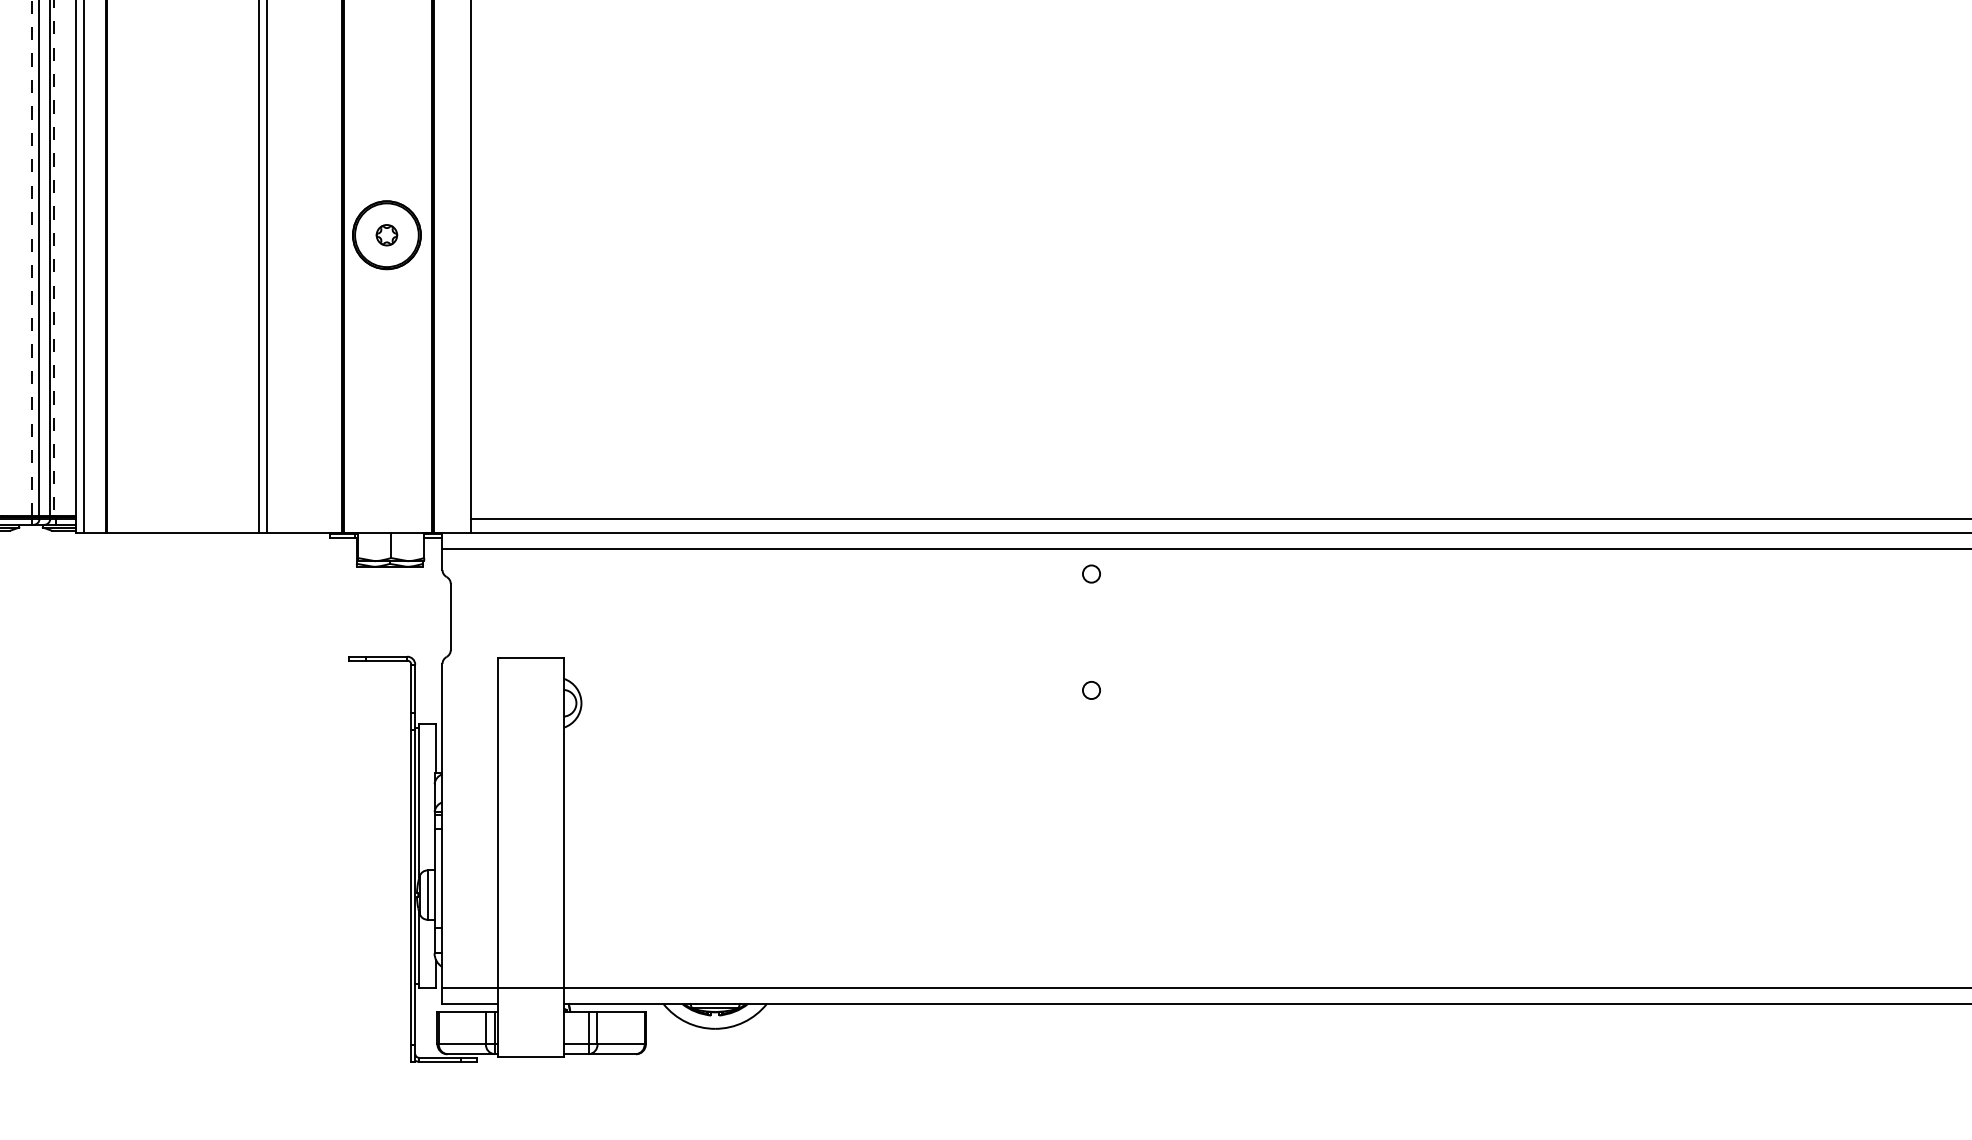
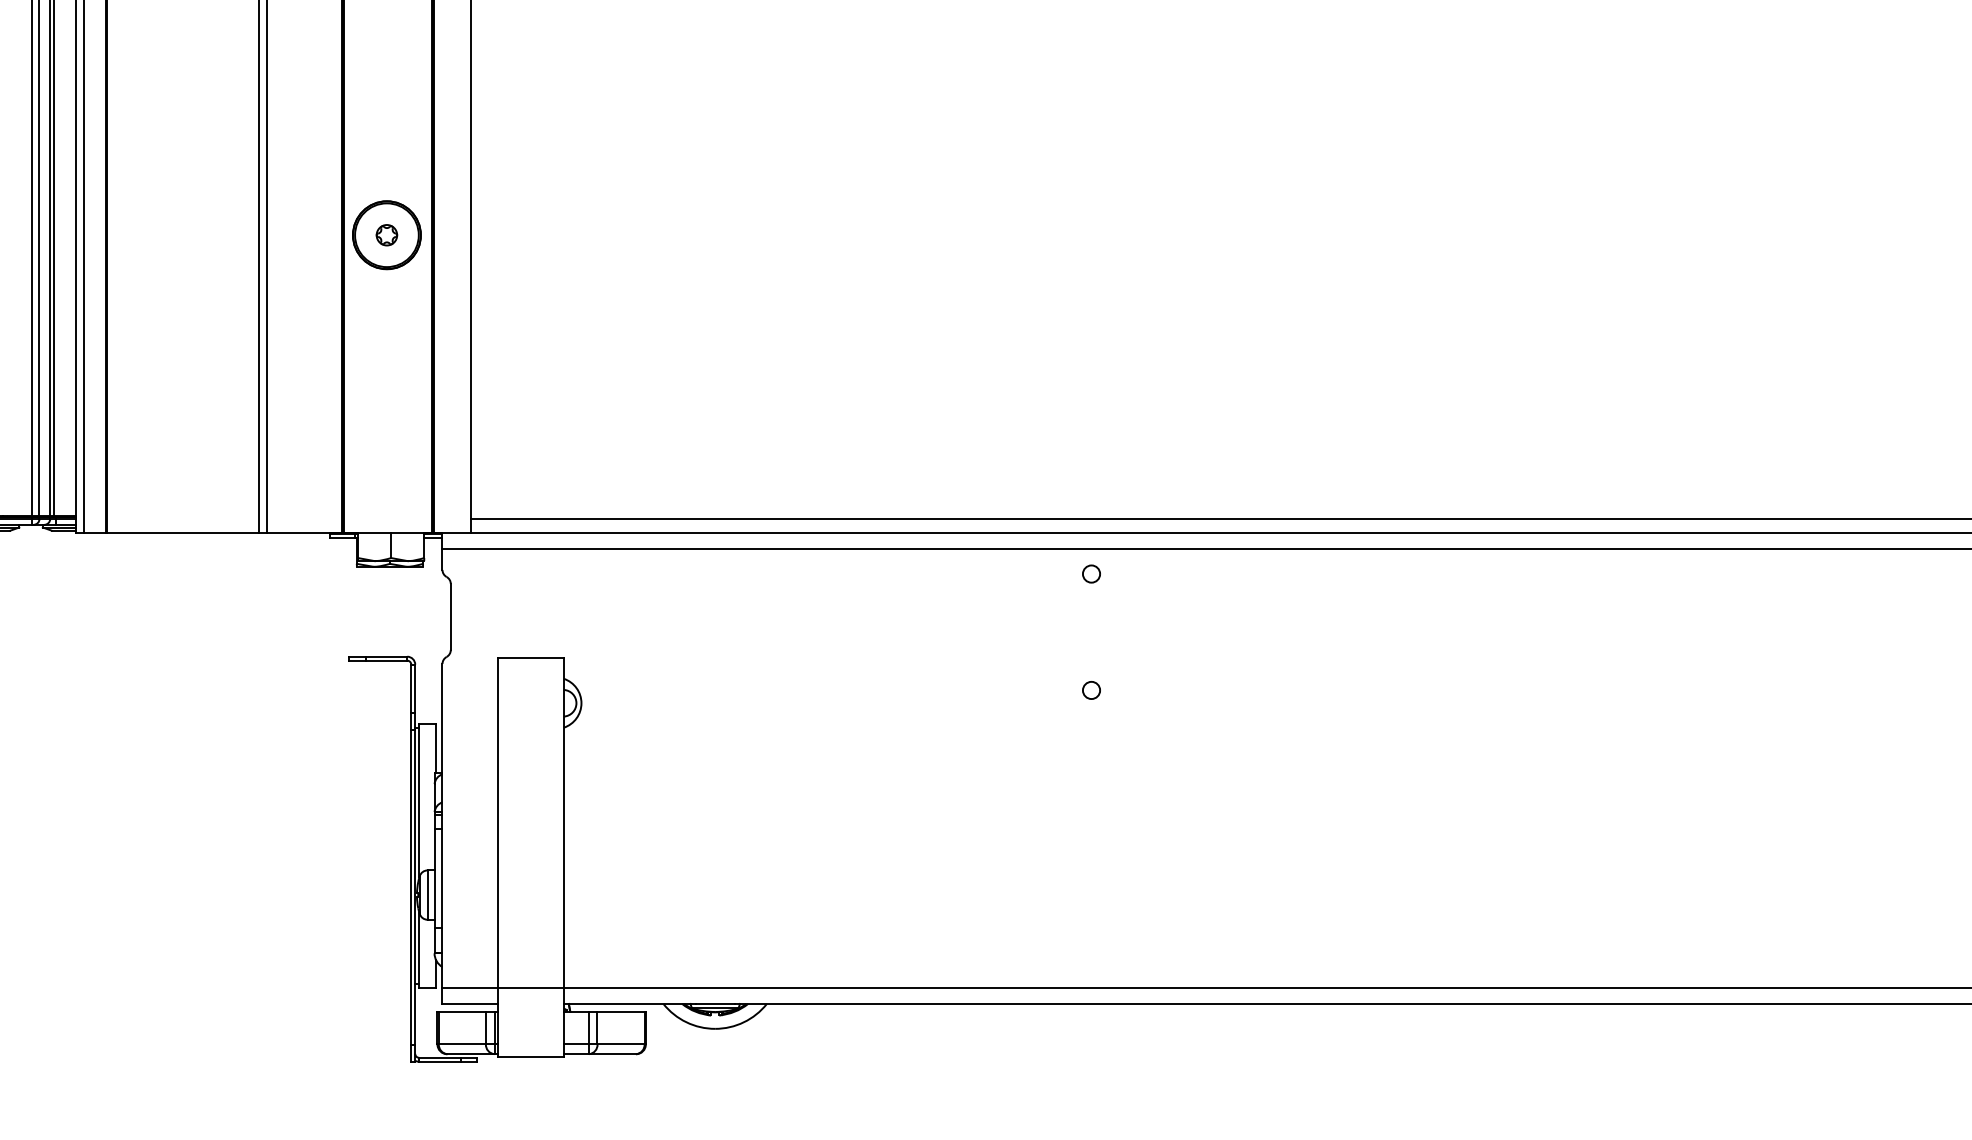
line: dashed -> solid (31, 258)
line: dashed -> solid (54, 258)
